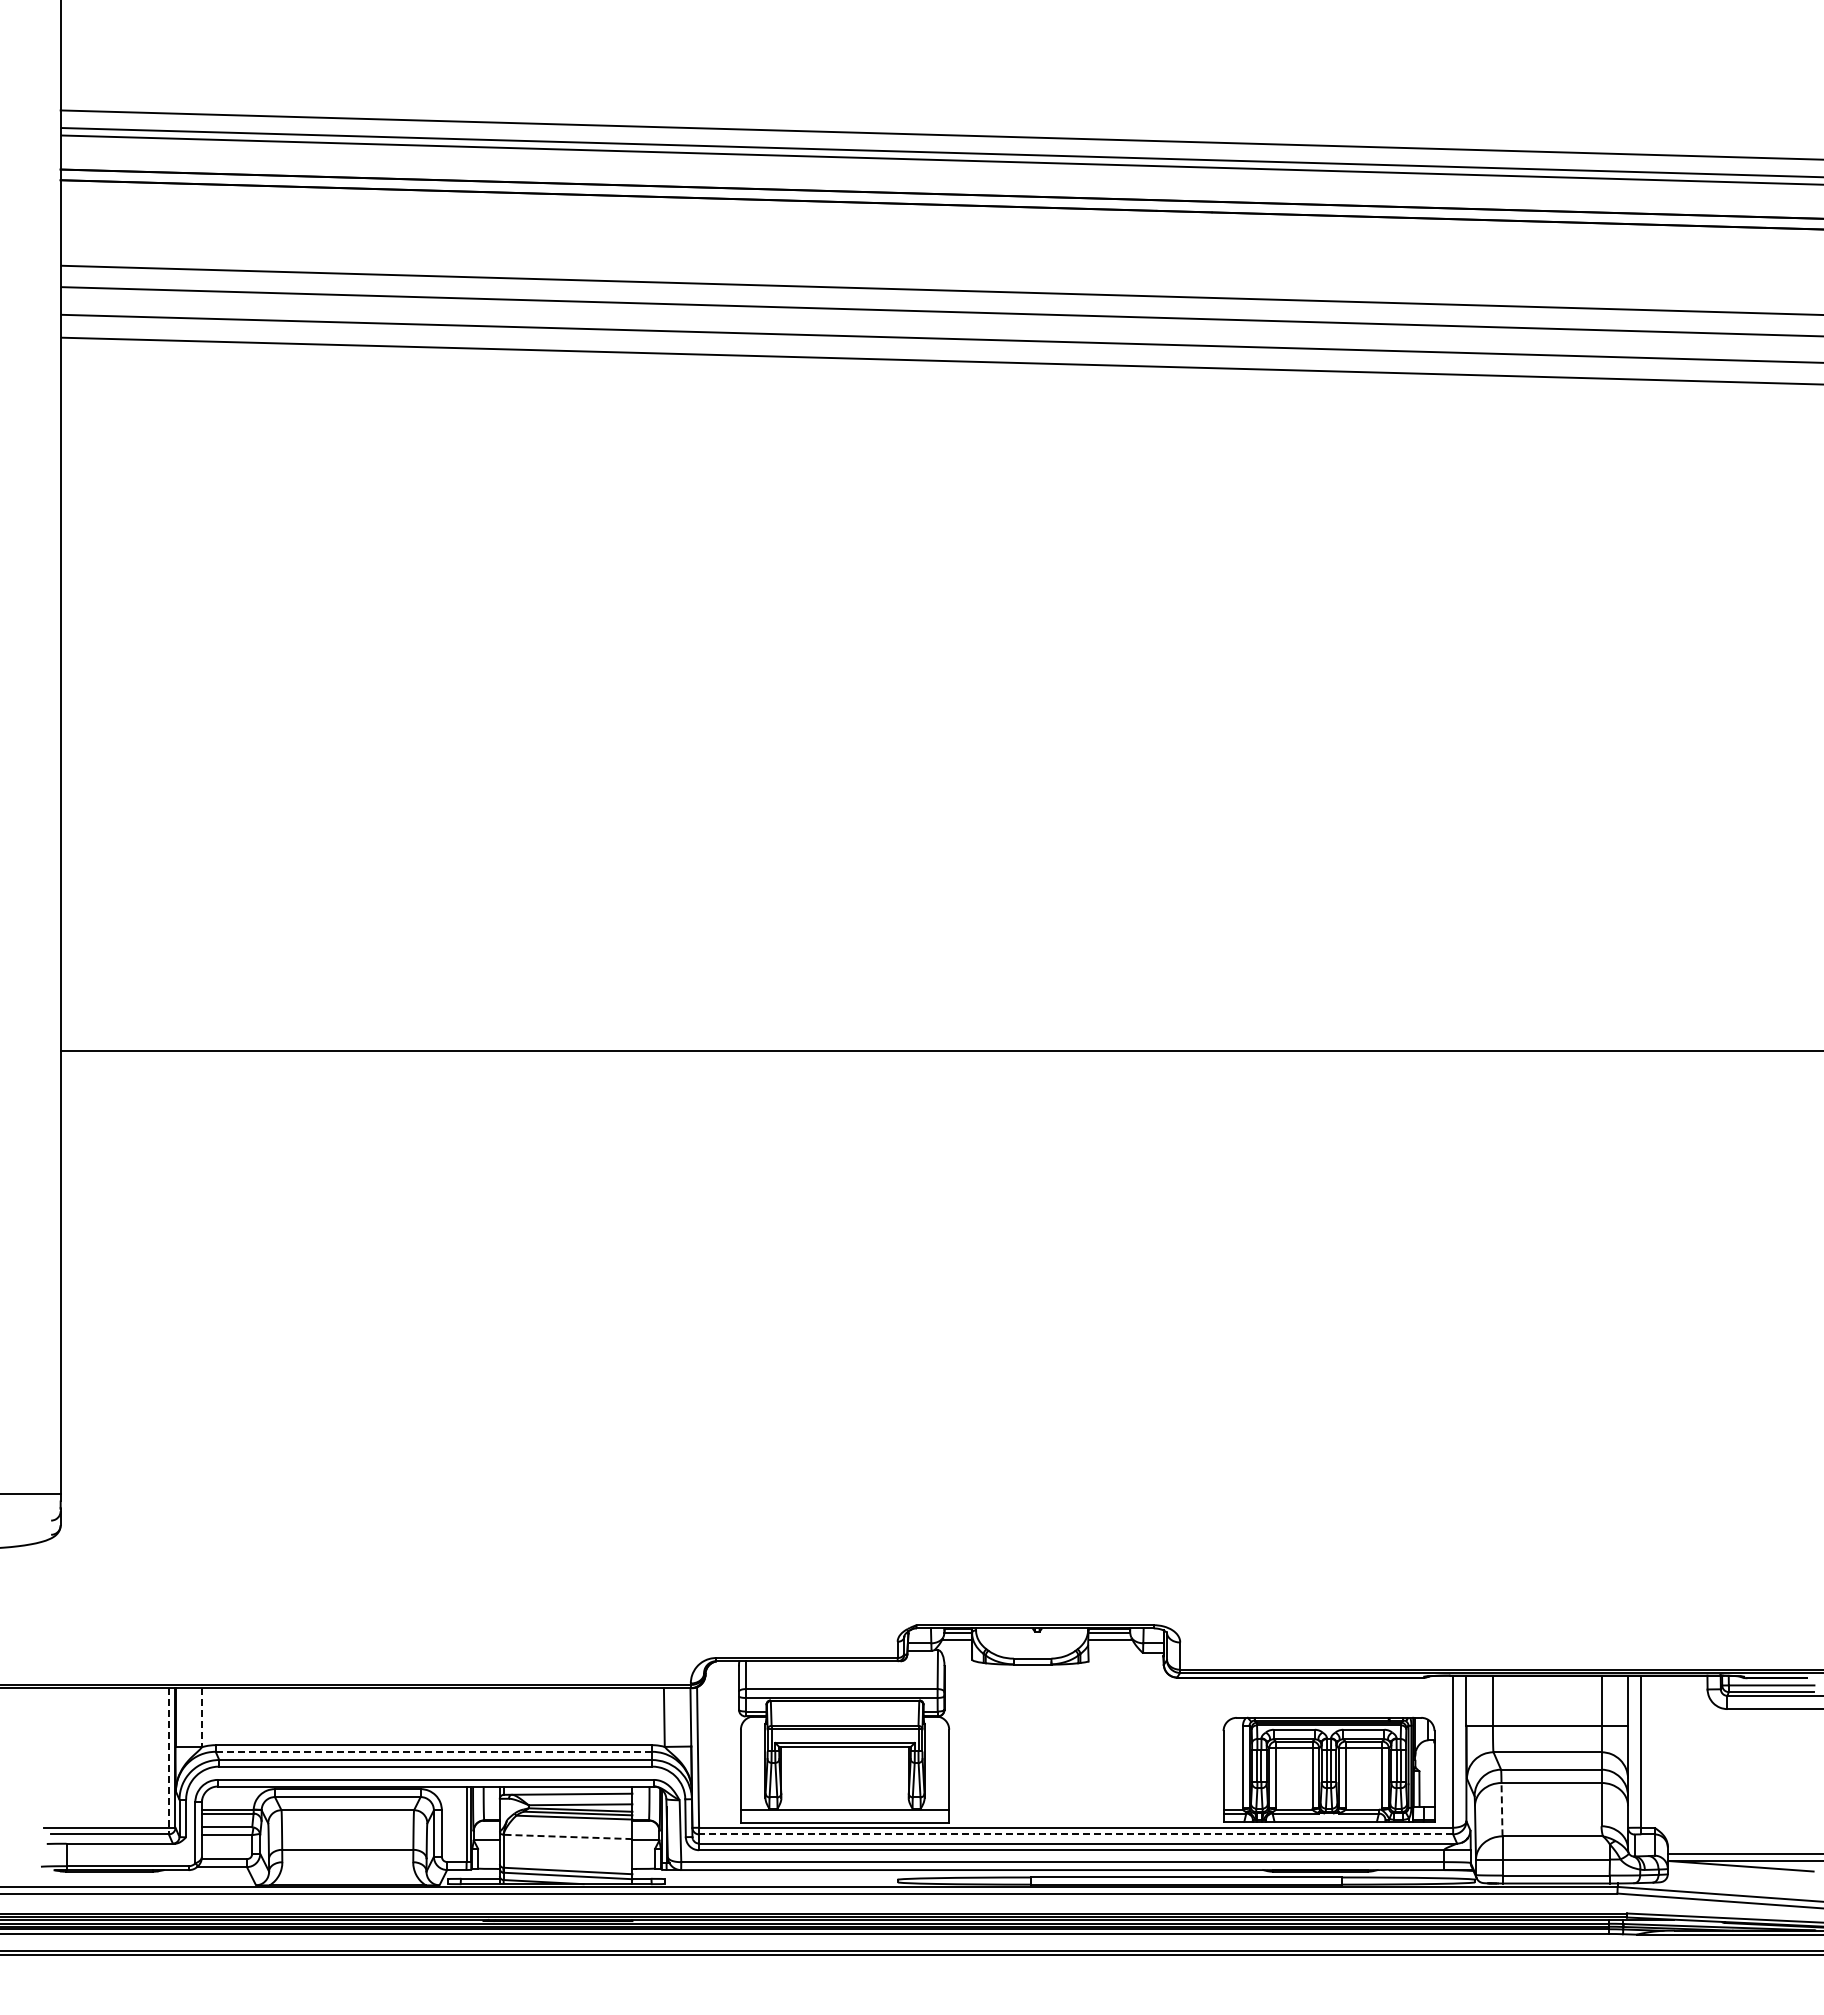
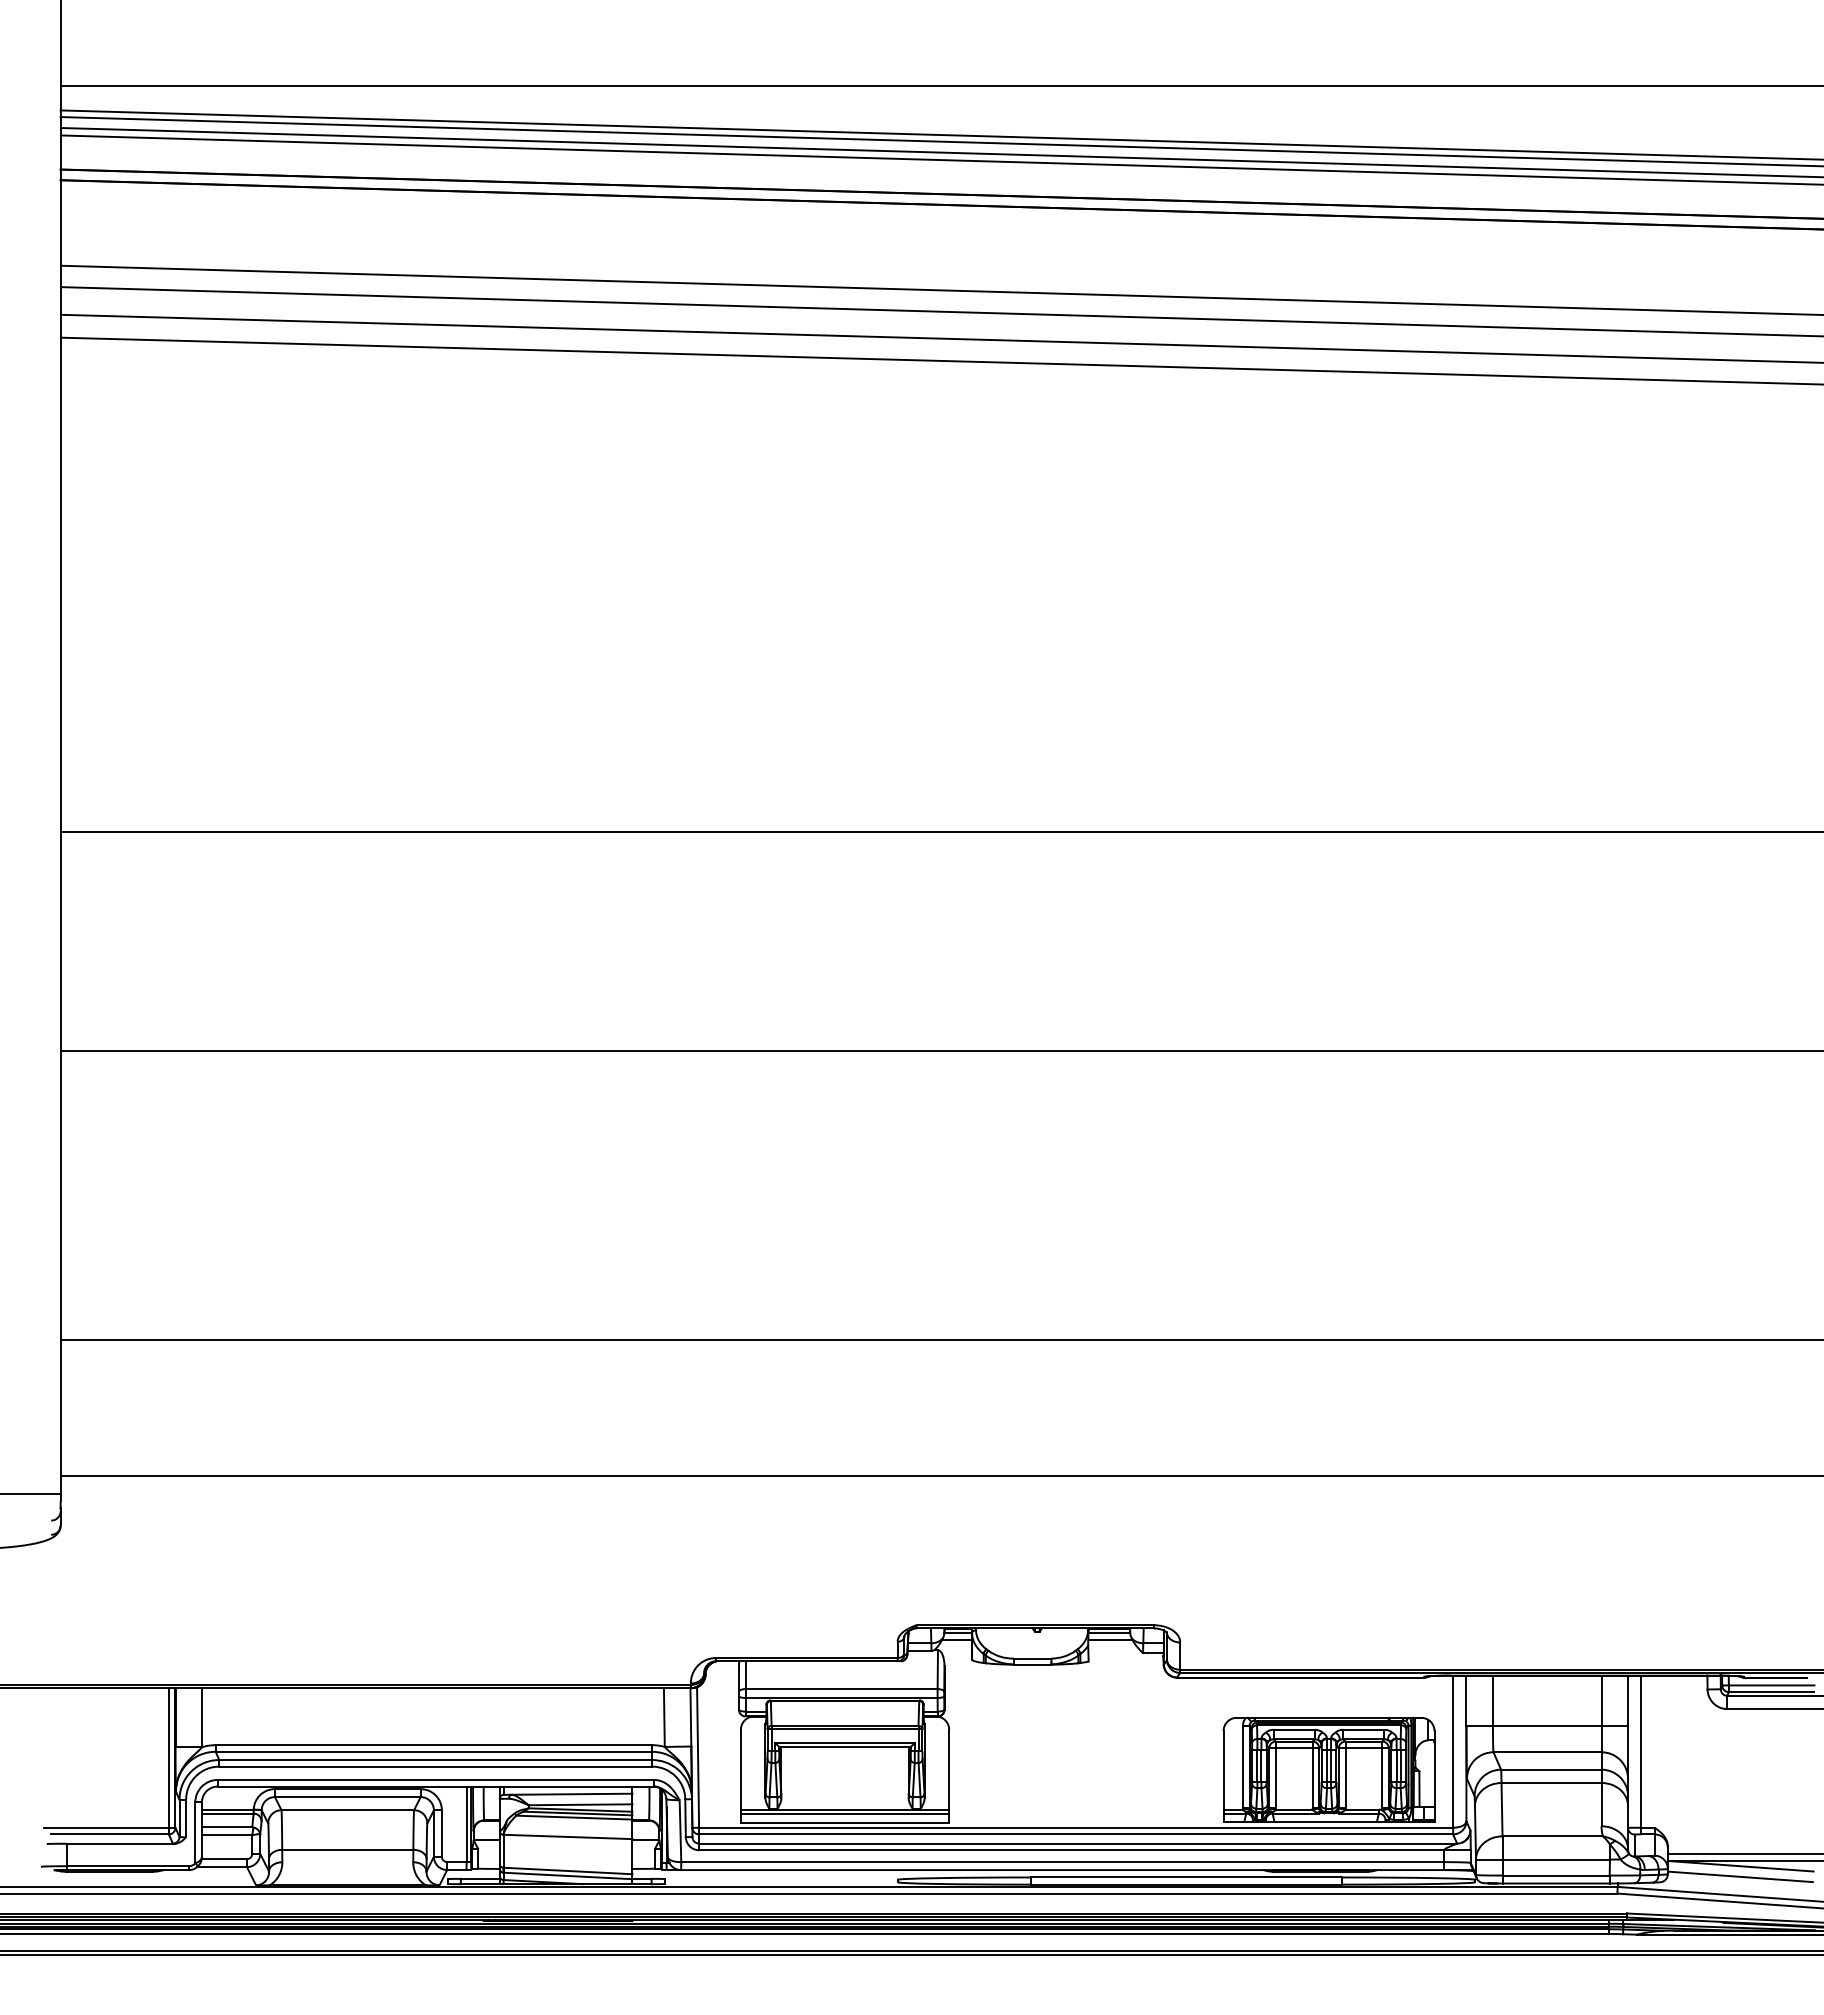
line: none -> present (940, 85)
line: none -> present (940, 141)
line: none -> present (940, 832)
line: none -> present (940, 1339)
line: none -> present (940, 1476)
line: dashed -> solid (202, 1717)
line: dashed -> solid (434, 1751)
line: dashed -> solid (168, 1761)
line: dashed -> solid (1502, 1809)
line: none -> present (844, 1813)
line: dashed -> solid (1076, 1834)
line: dashed -> solid (567, 1836)
line: none -> present (1740, 1876)
